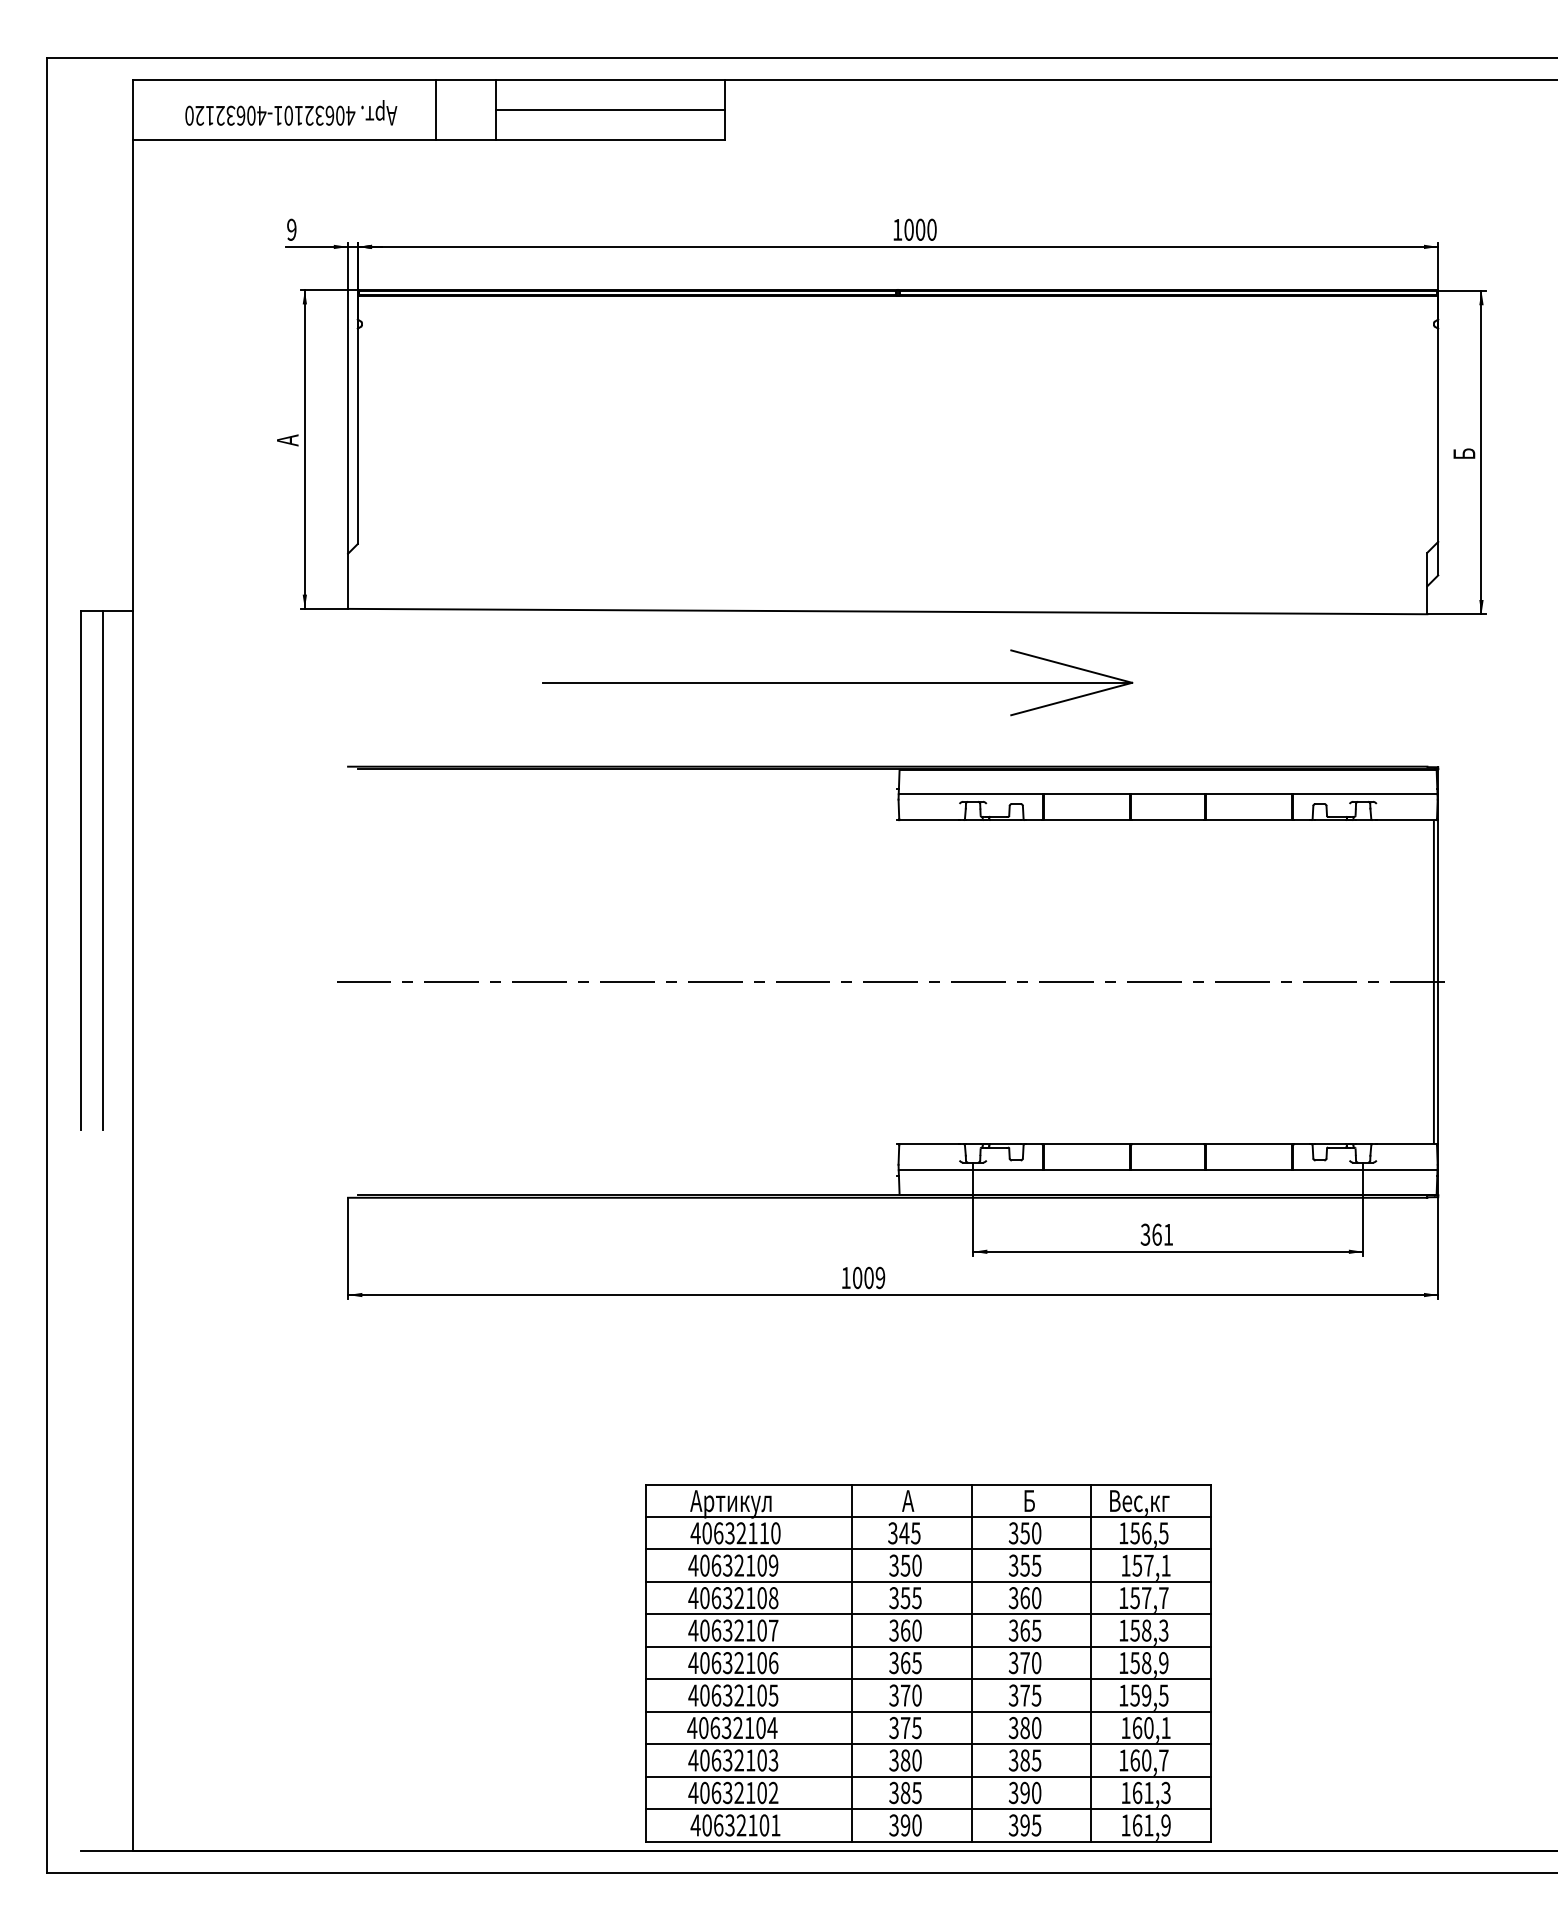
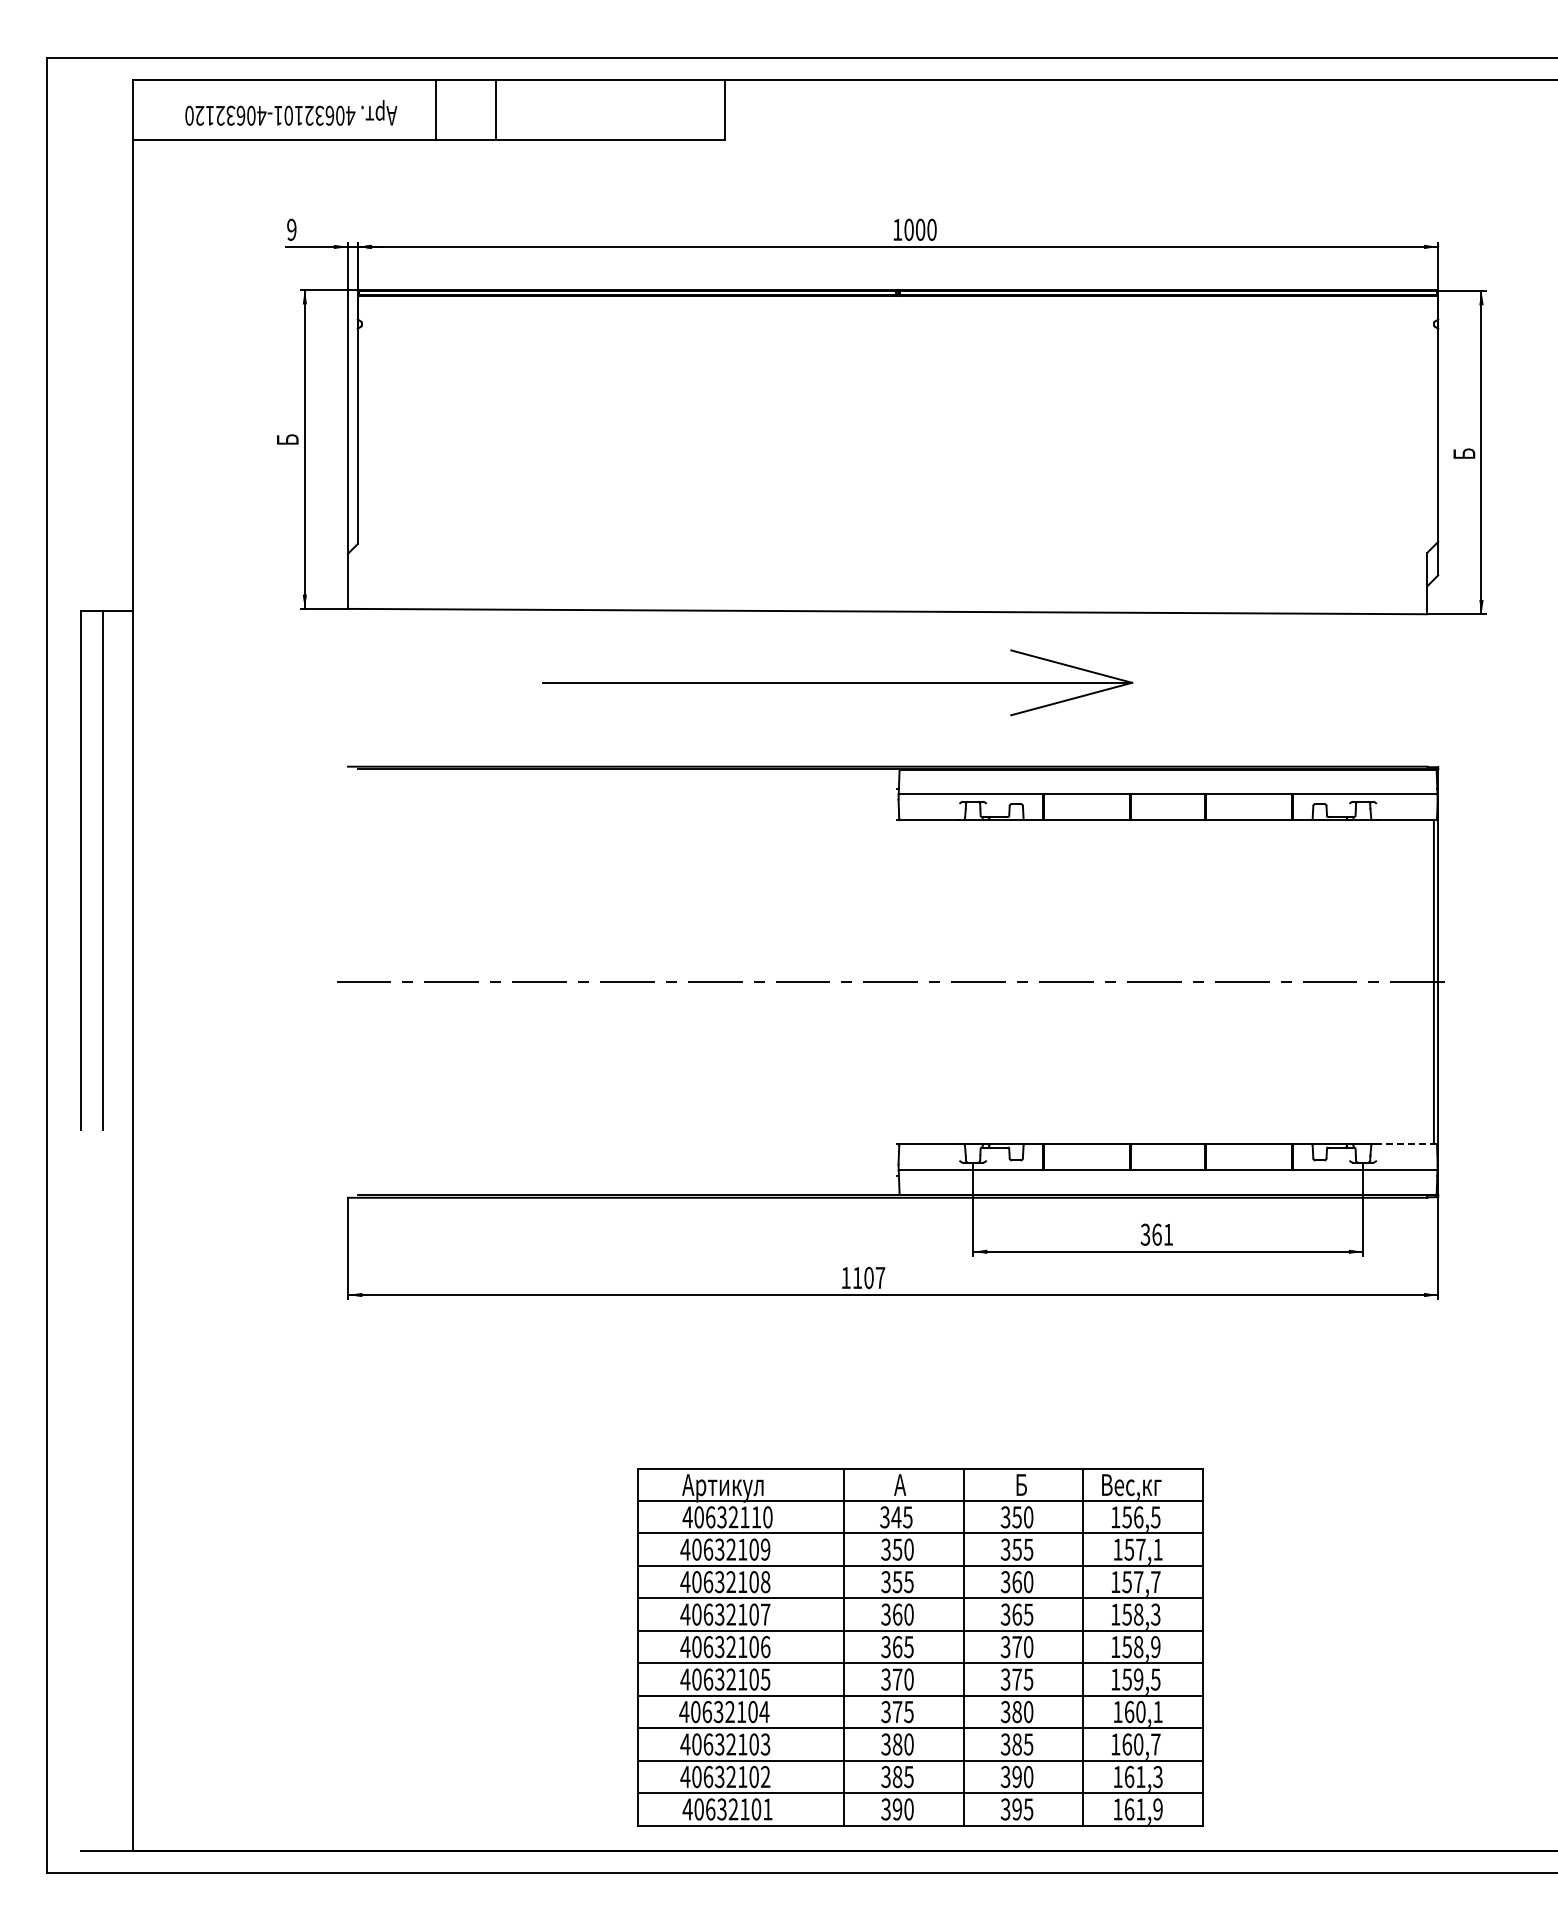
line: present -> none (610, 109)
text: А -> Б (287, 440)
line: solid -> dashed (1407, 1144)
text: 1009 -> 1107 (869, 1277)
part position: (928, 1663) -> (920, 1647) (920, 1647)
